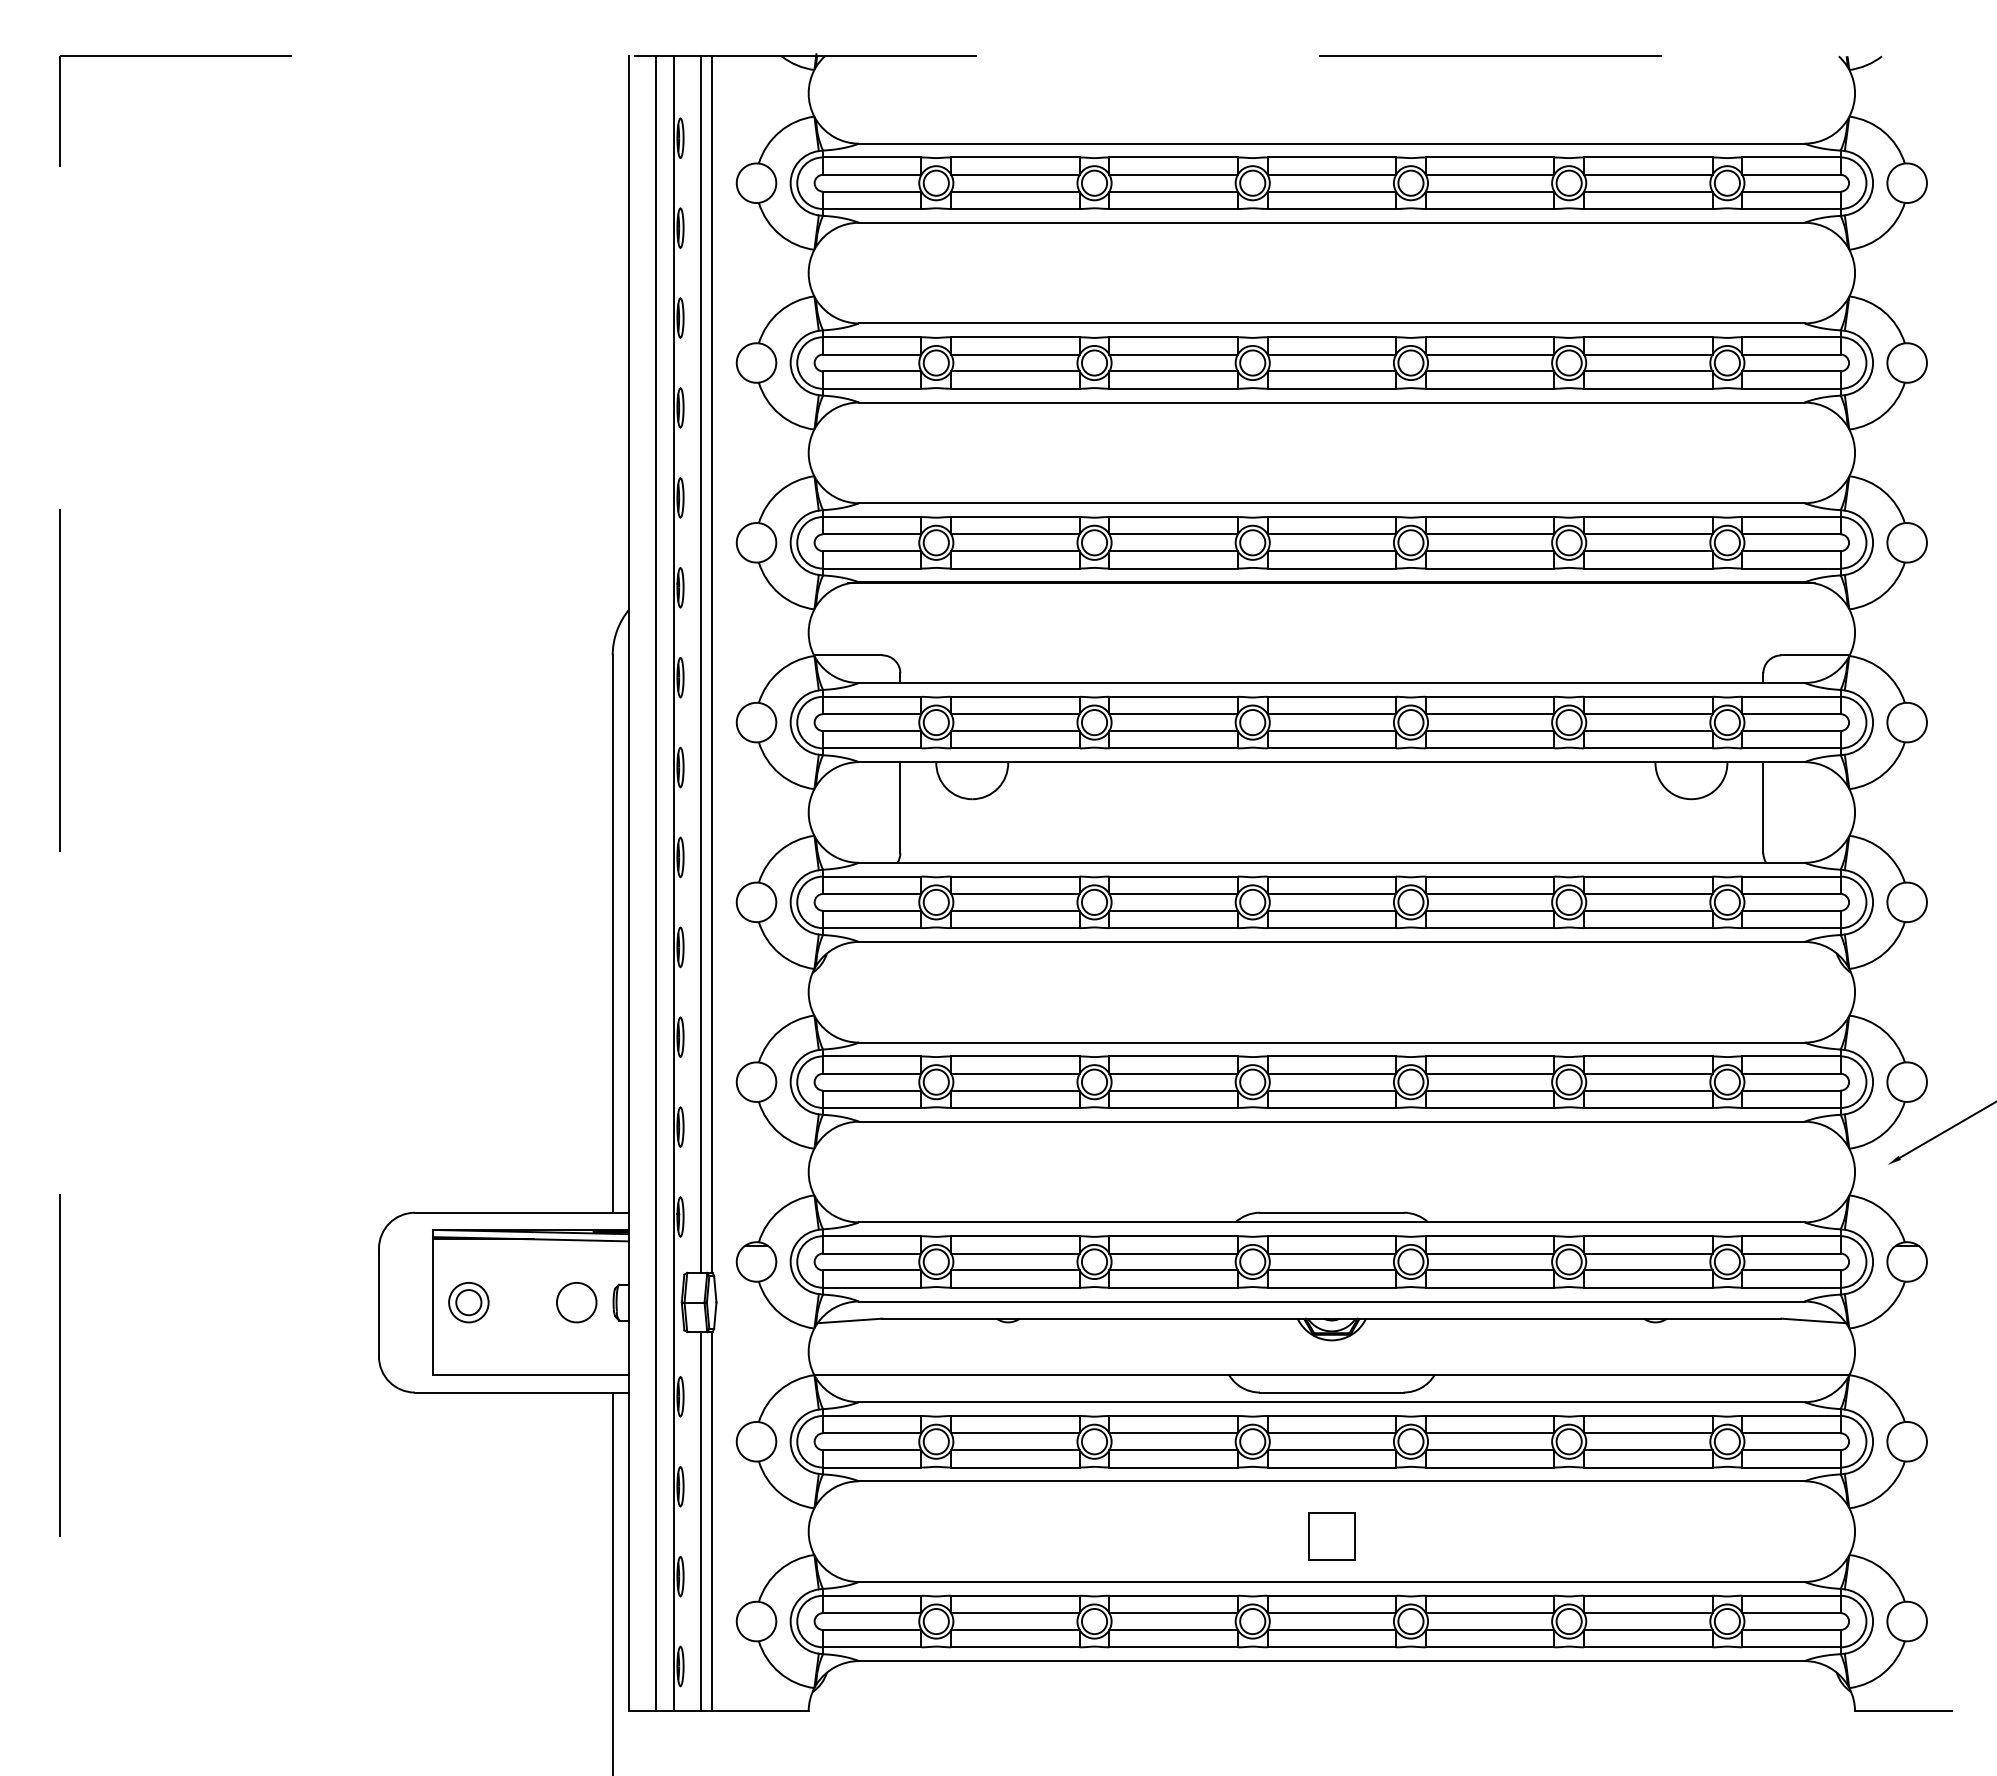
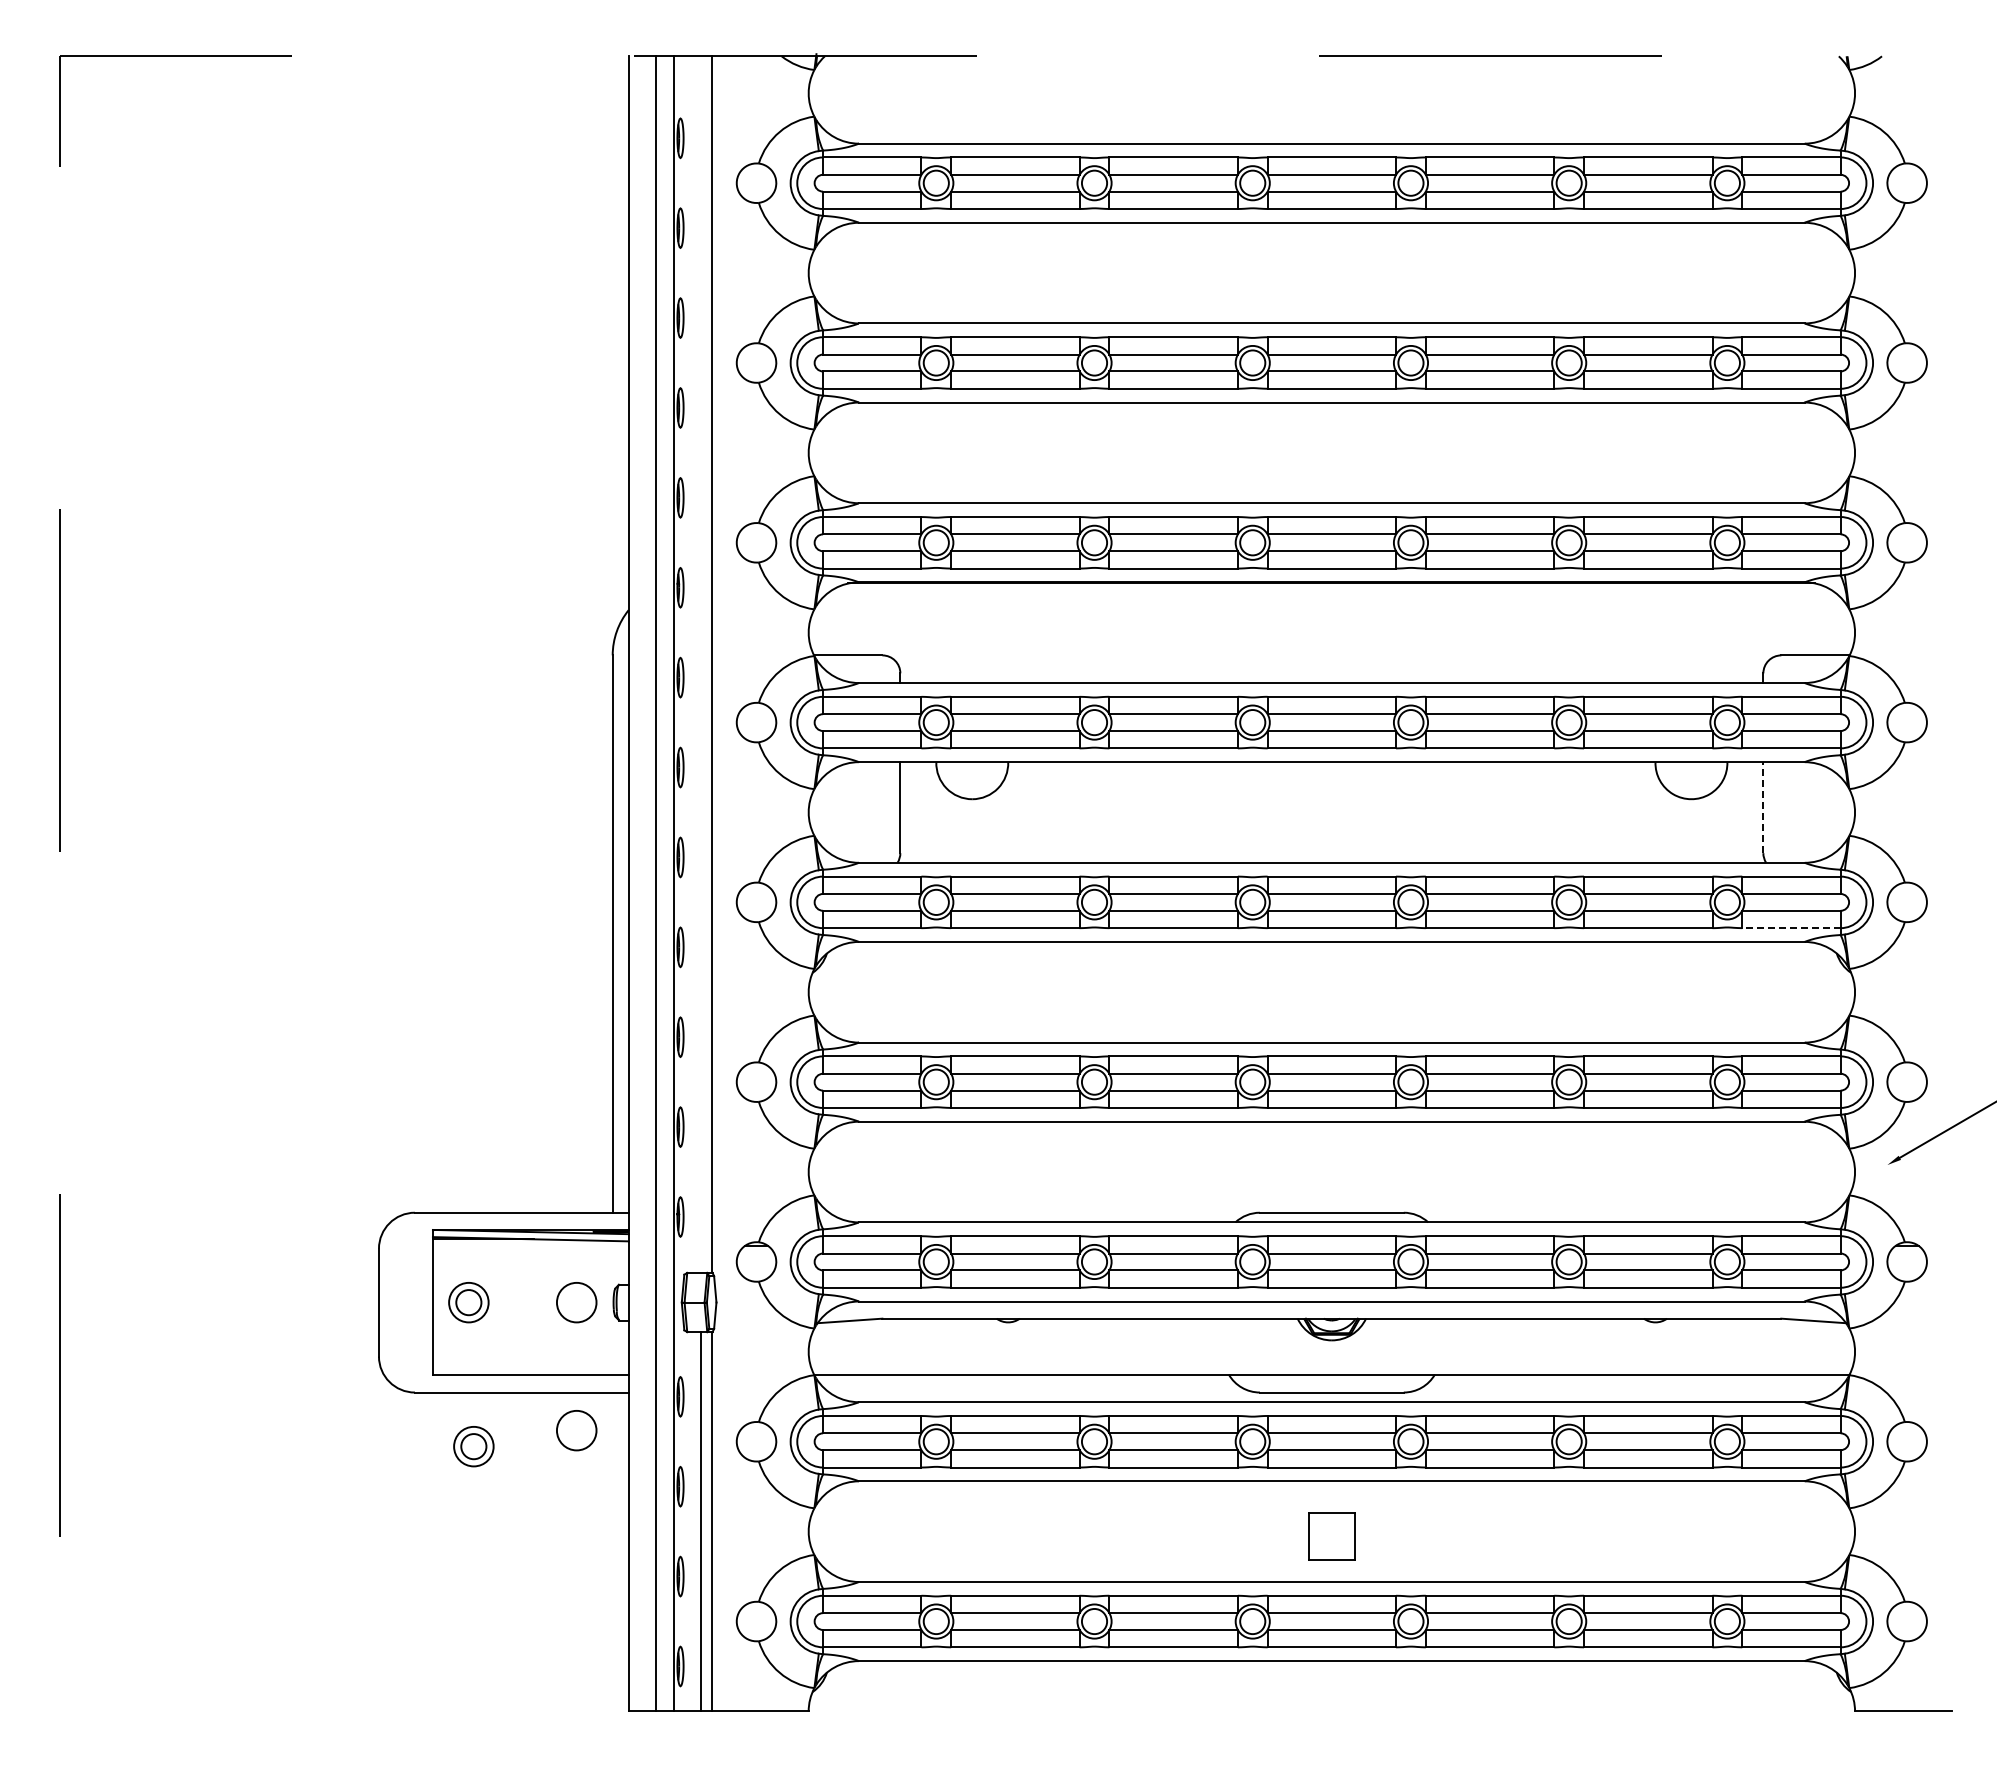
line: present -> none (701, 664)
line: solid -> dashed (1763, 807)
line: solid -> dashed (1790, 928)
circle: none -> present (576, 1430)
part: none -> present (473, 1446)
line: present -> none (612, 1582)
